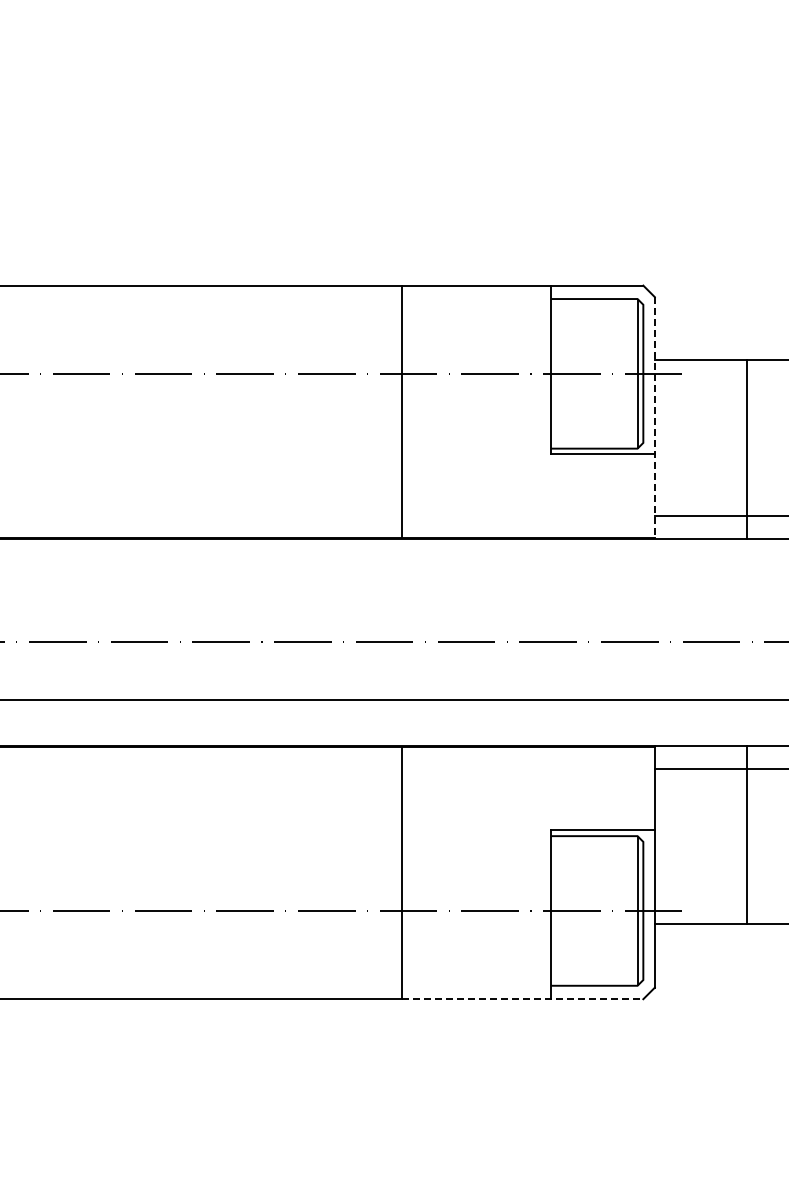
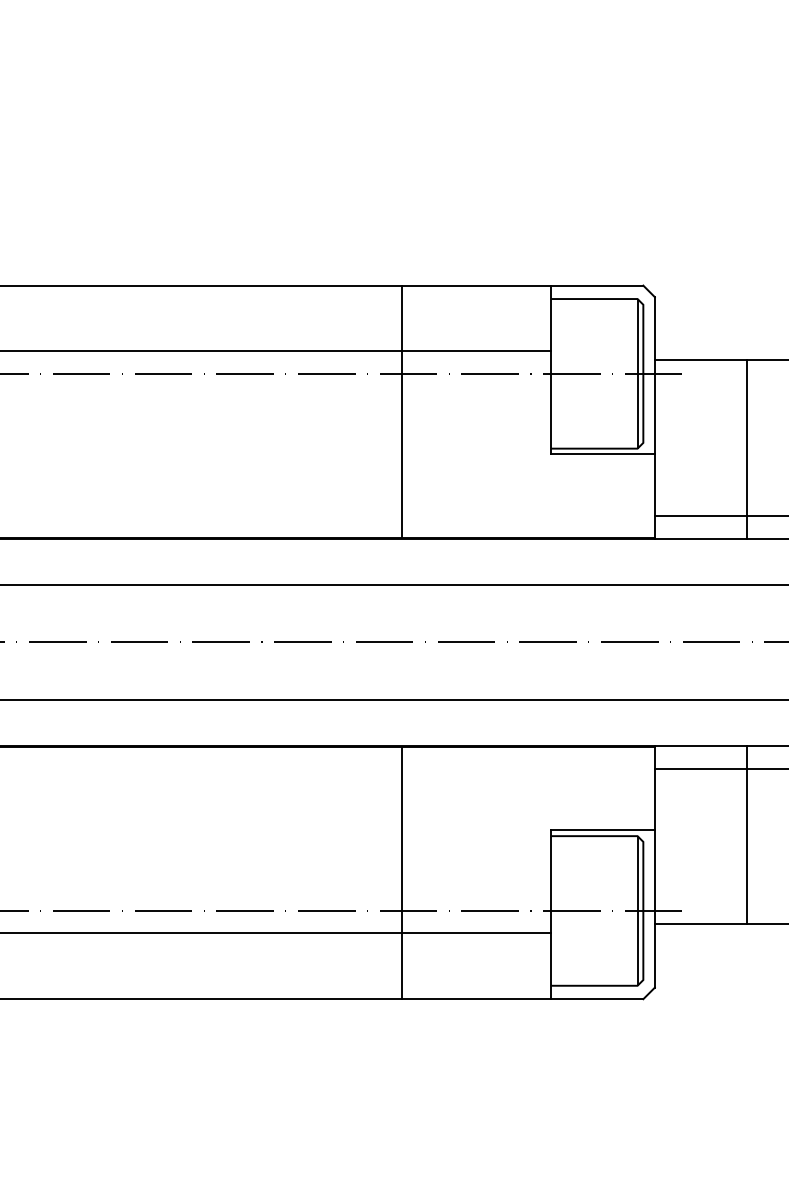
line: none -> present (276, 351)
line: dashed -> solid (654, 417)
line: none -> present (393, 584)
line: none -> present (276, 933)
line: dashed -> solid (522, 999)
